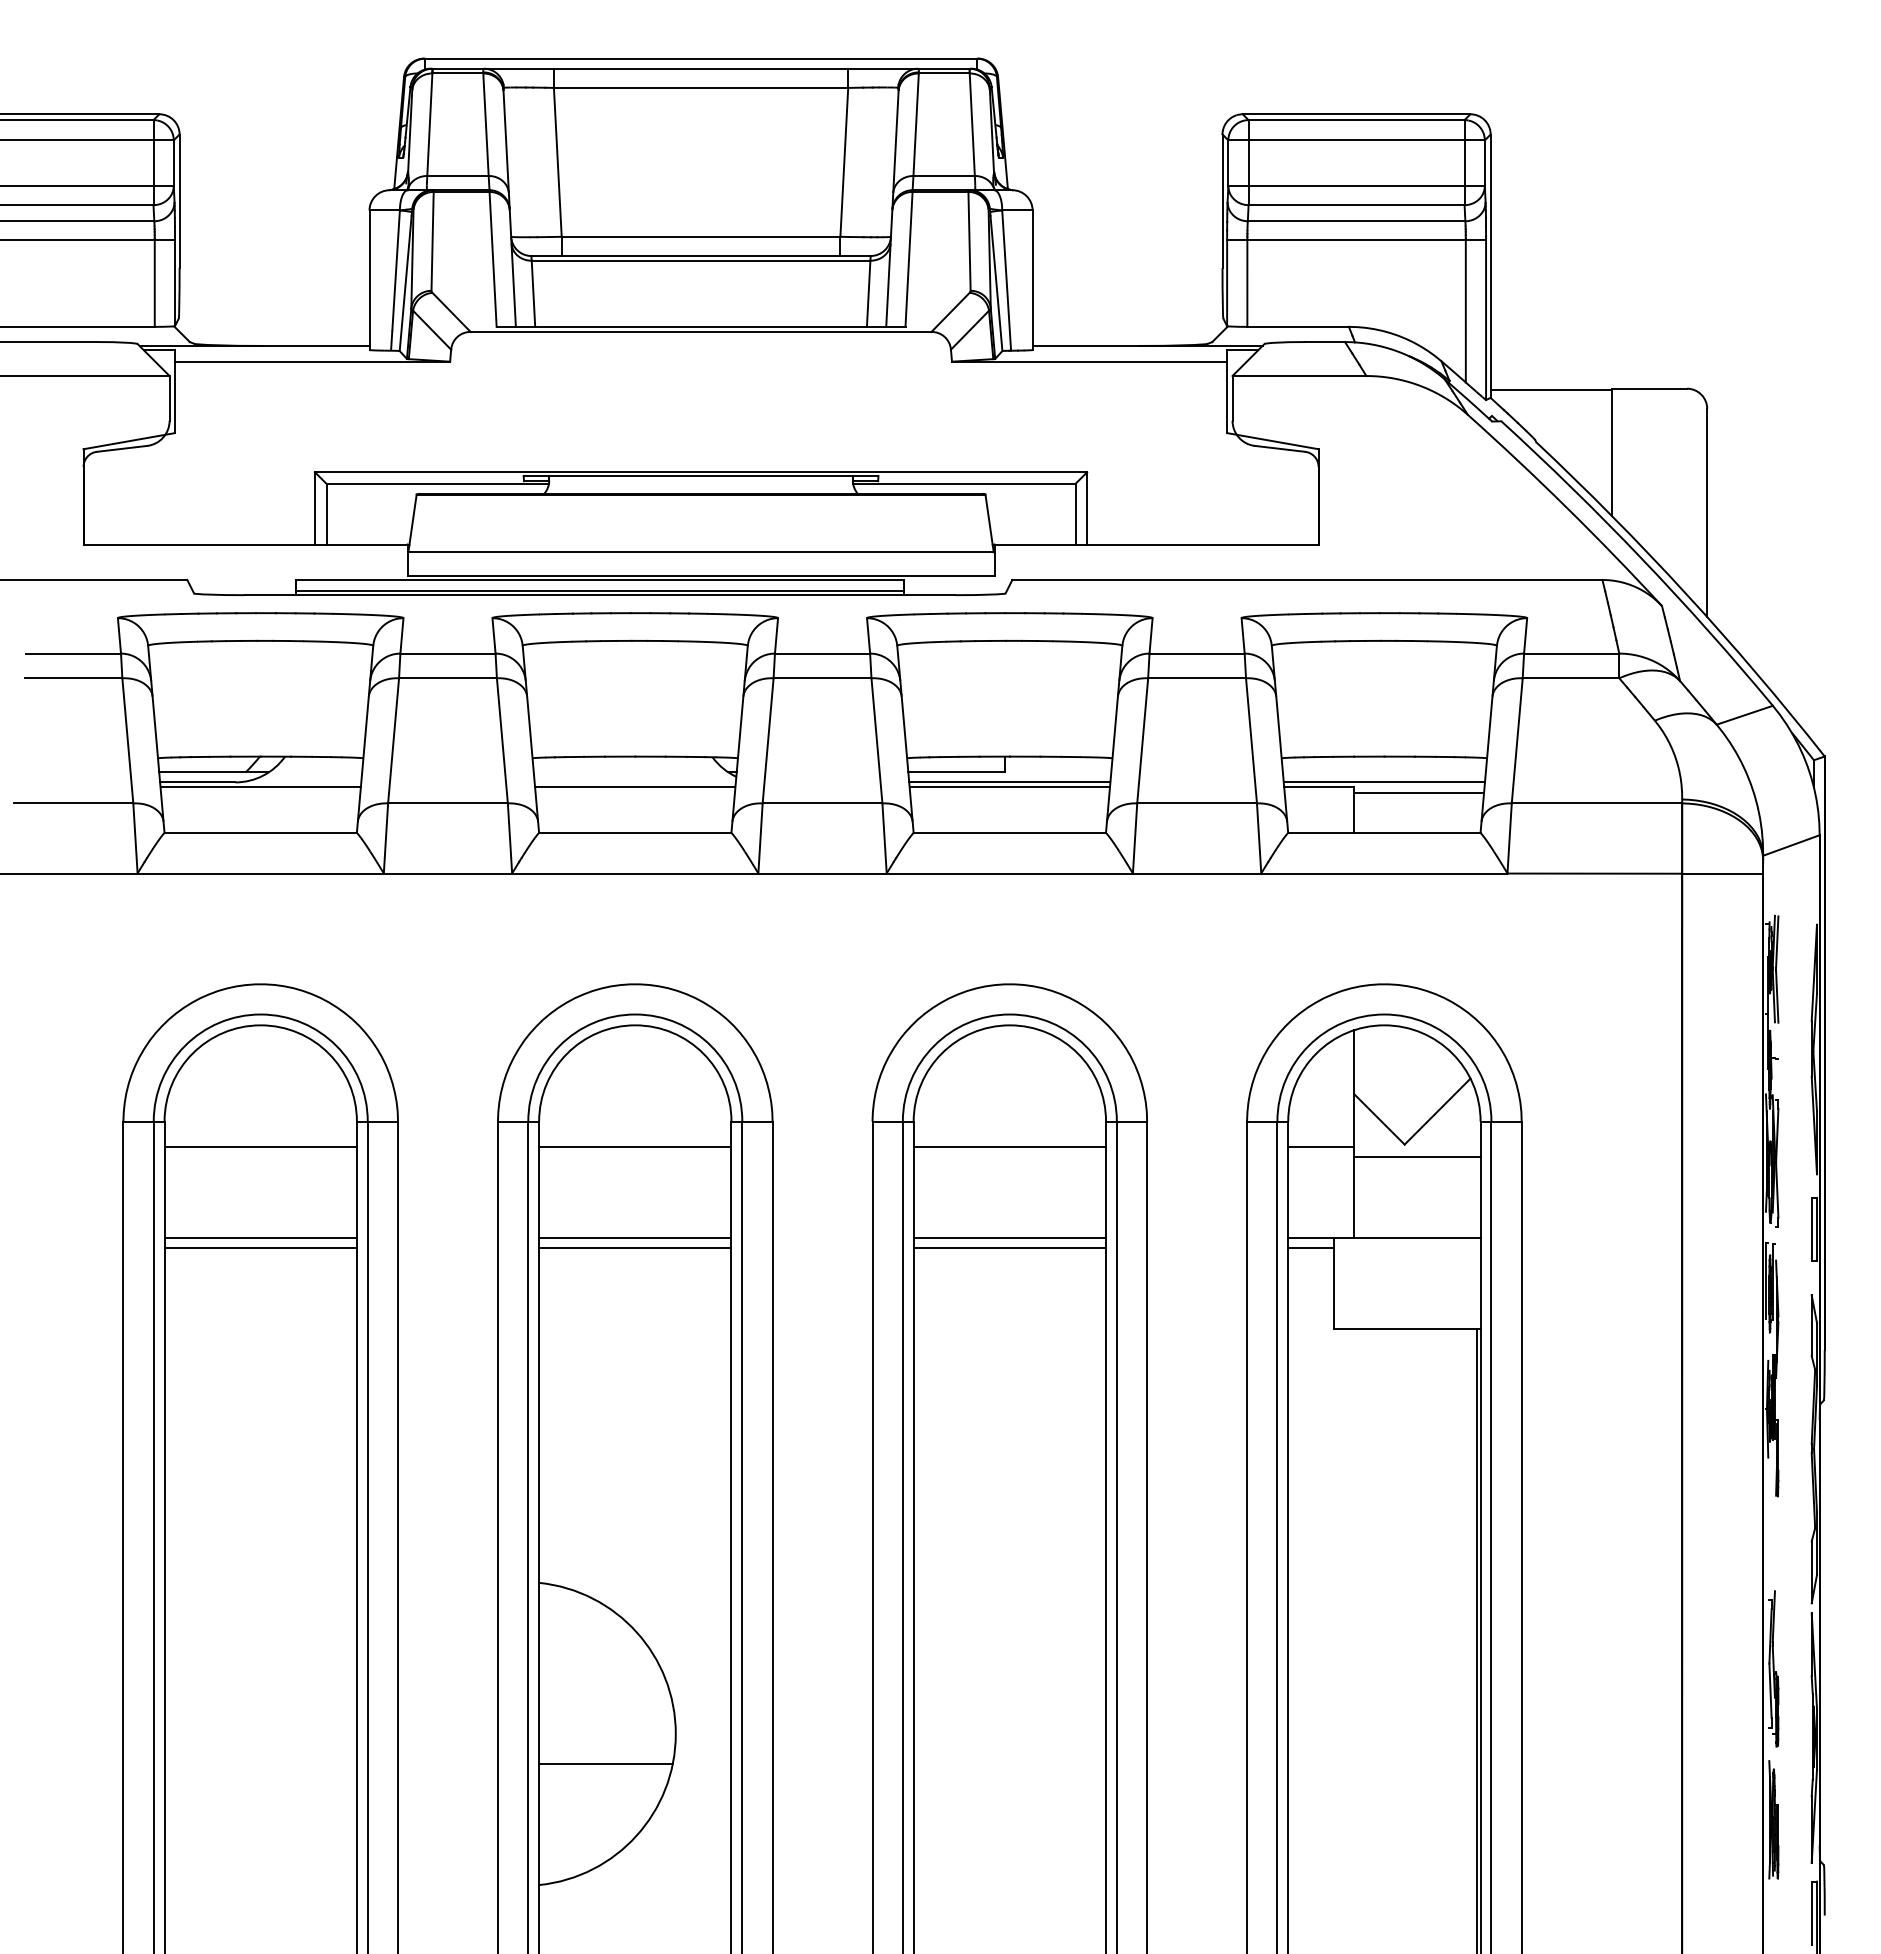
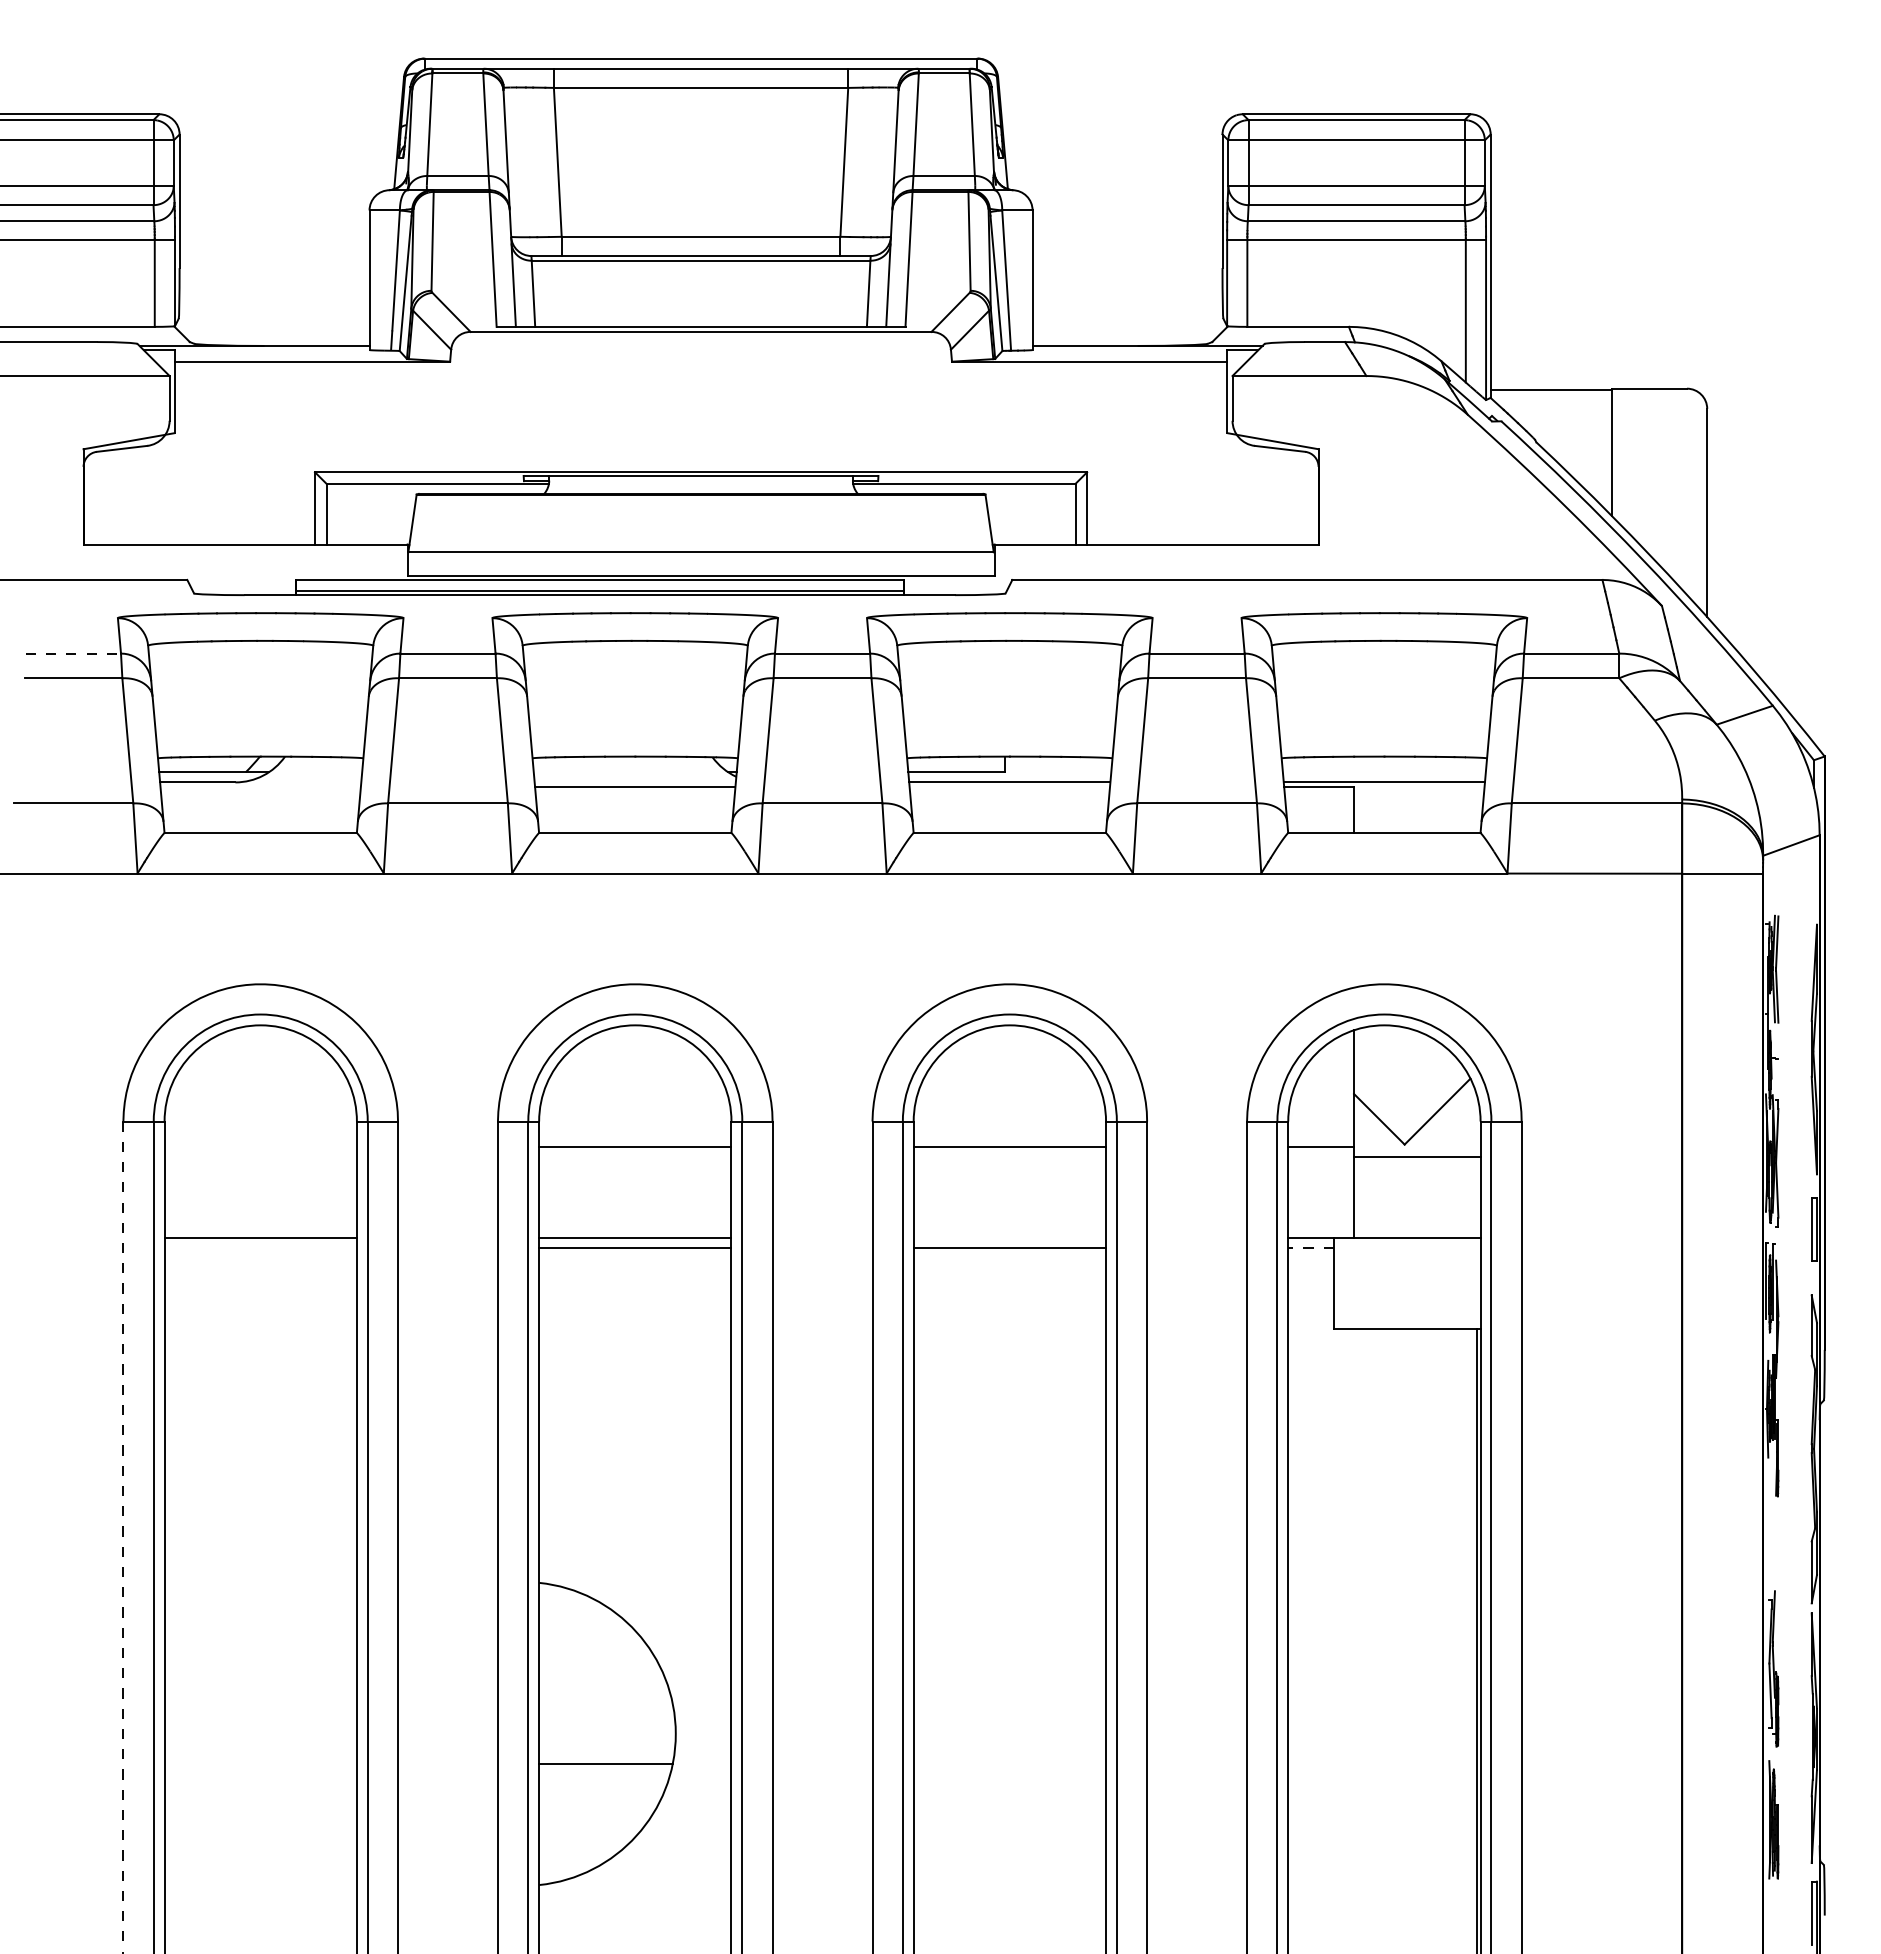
line: solid -> dashed (73, 653)
line: present -> none (260, 787)
line: present -> none (1009, 787)
line: present -> none (1419, 793)
line: present -> none (260, 1146)
line: present -> none (1009, 1237)
line: present -> none (260, 1248)
line: solid -> dashed (1311, 1248)
line: solid -> dashed (123, 1537)
